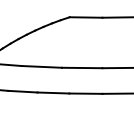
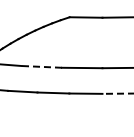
line: solid -> dashed (41, 66)
line: solid -> dashed (117, 93)
